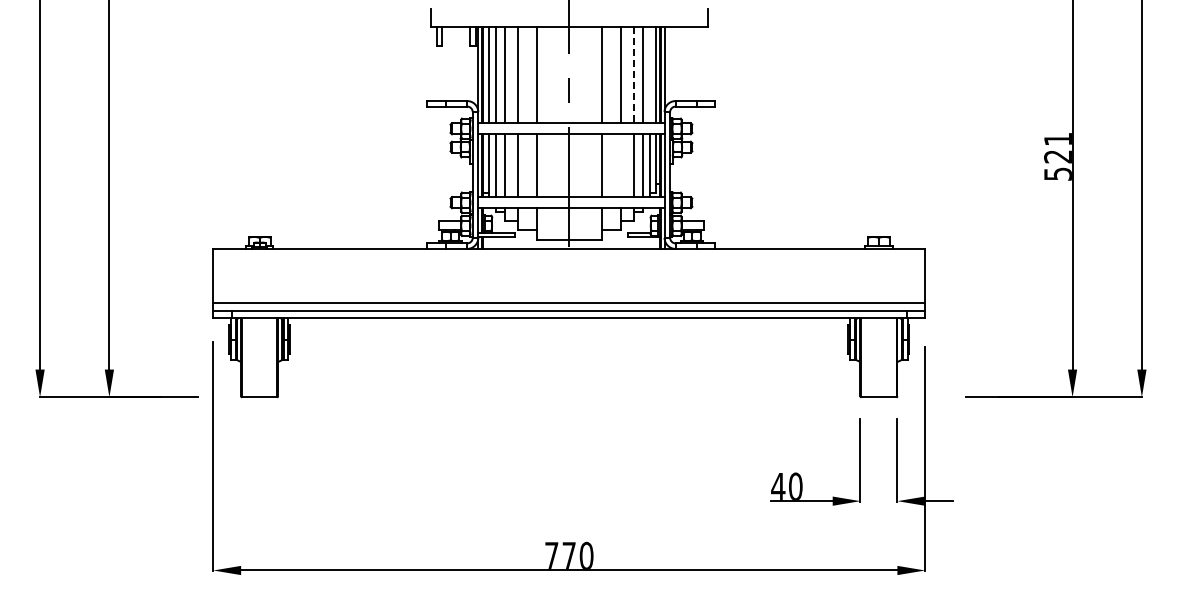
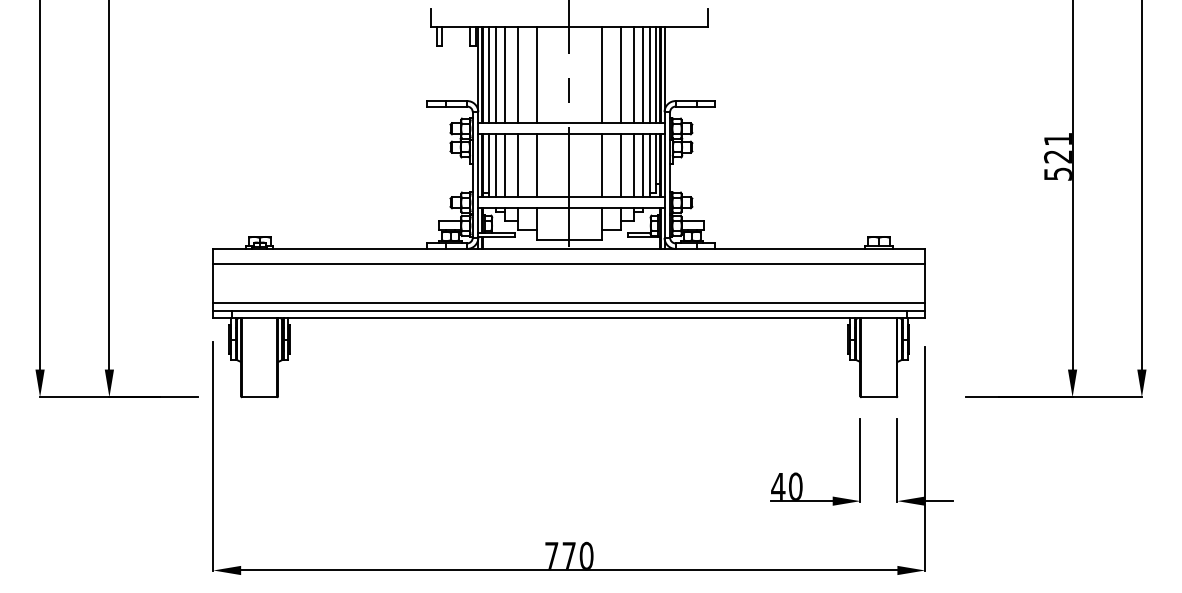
line: dashed -> solid (633, 75)
line: none -> present (650, 75)
line: none -> present (621, 165)
line: none -> present (569, 263)
